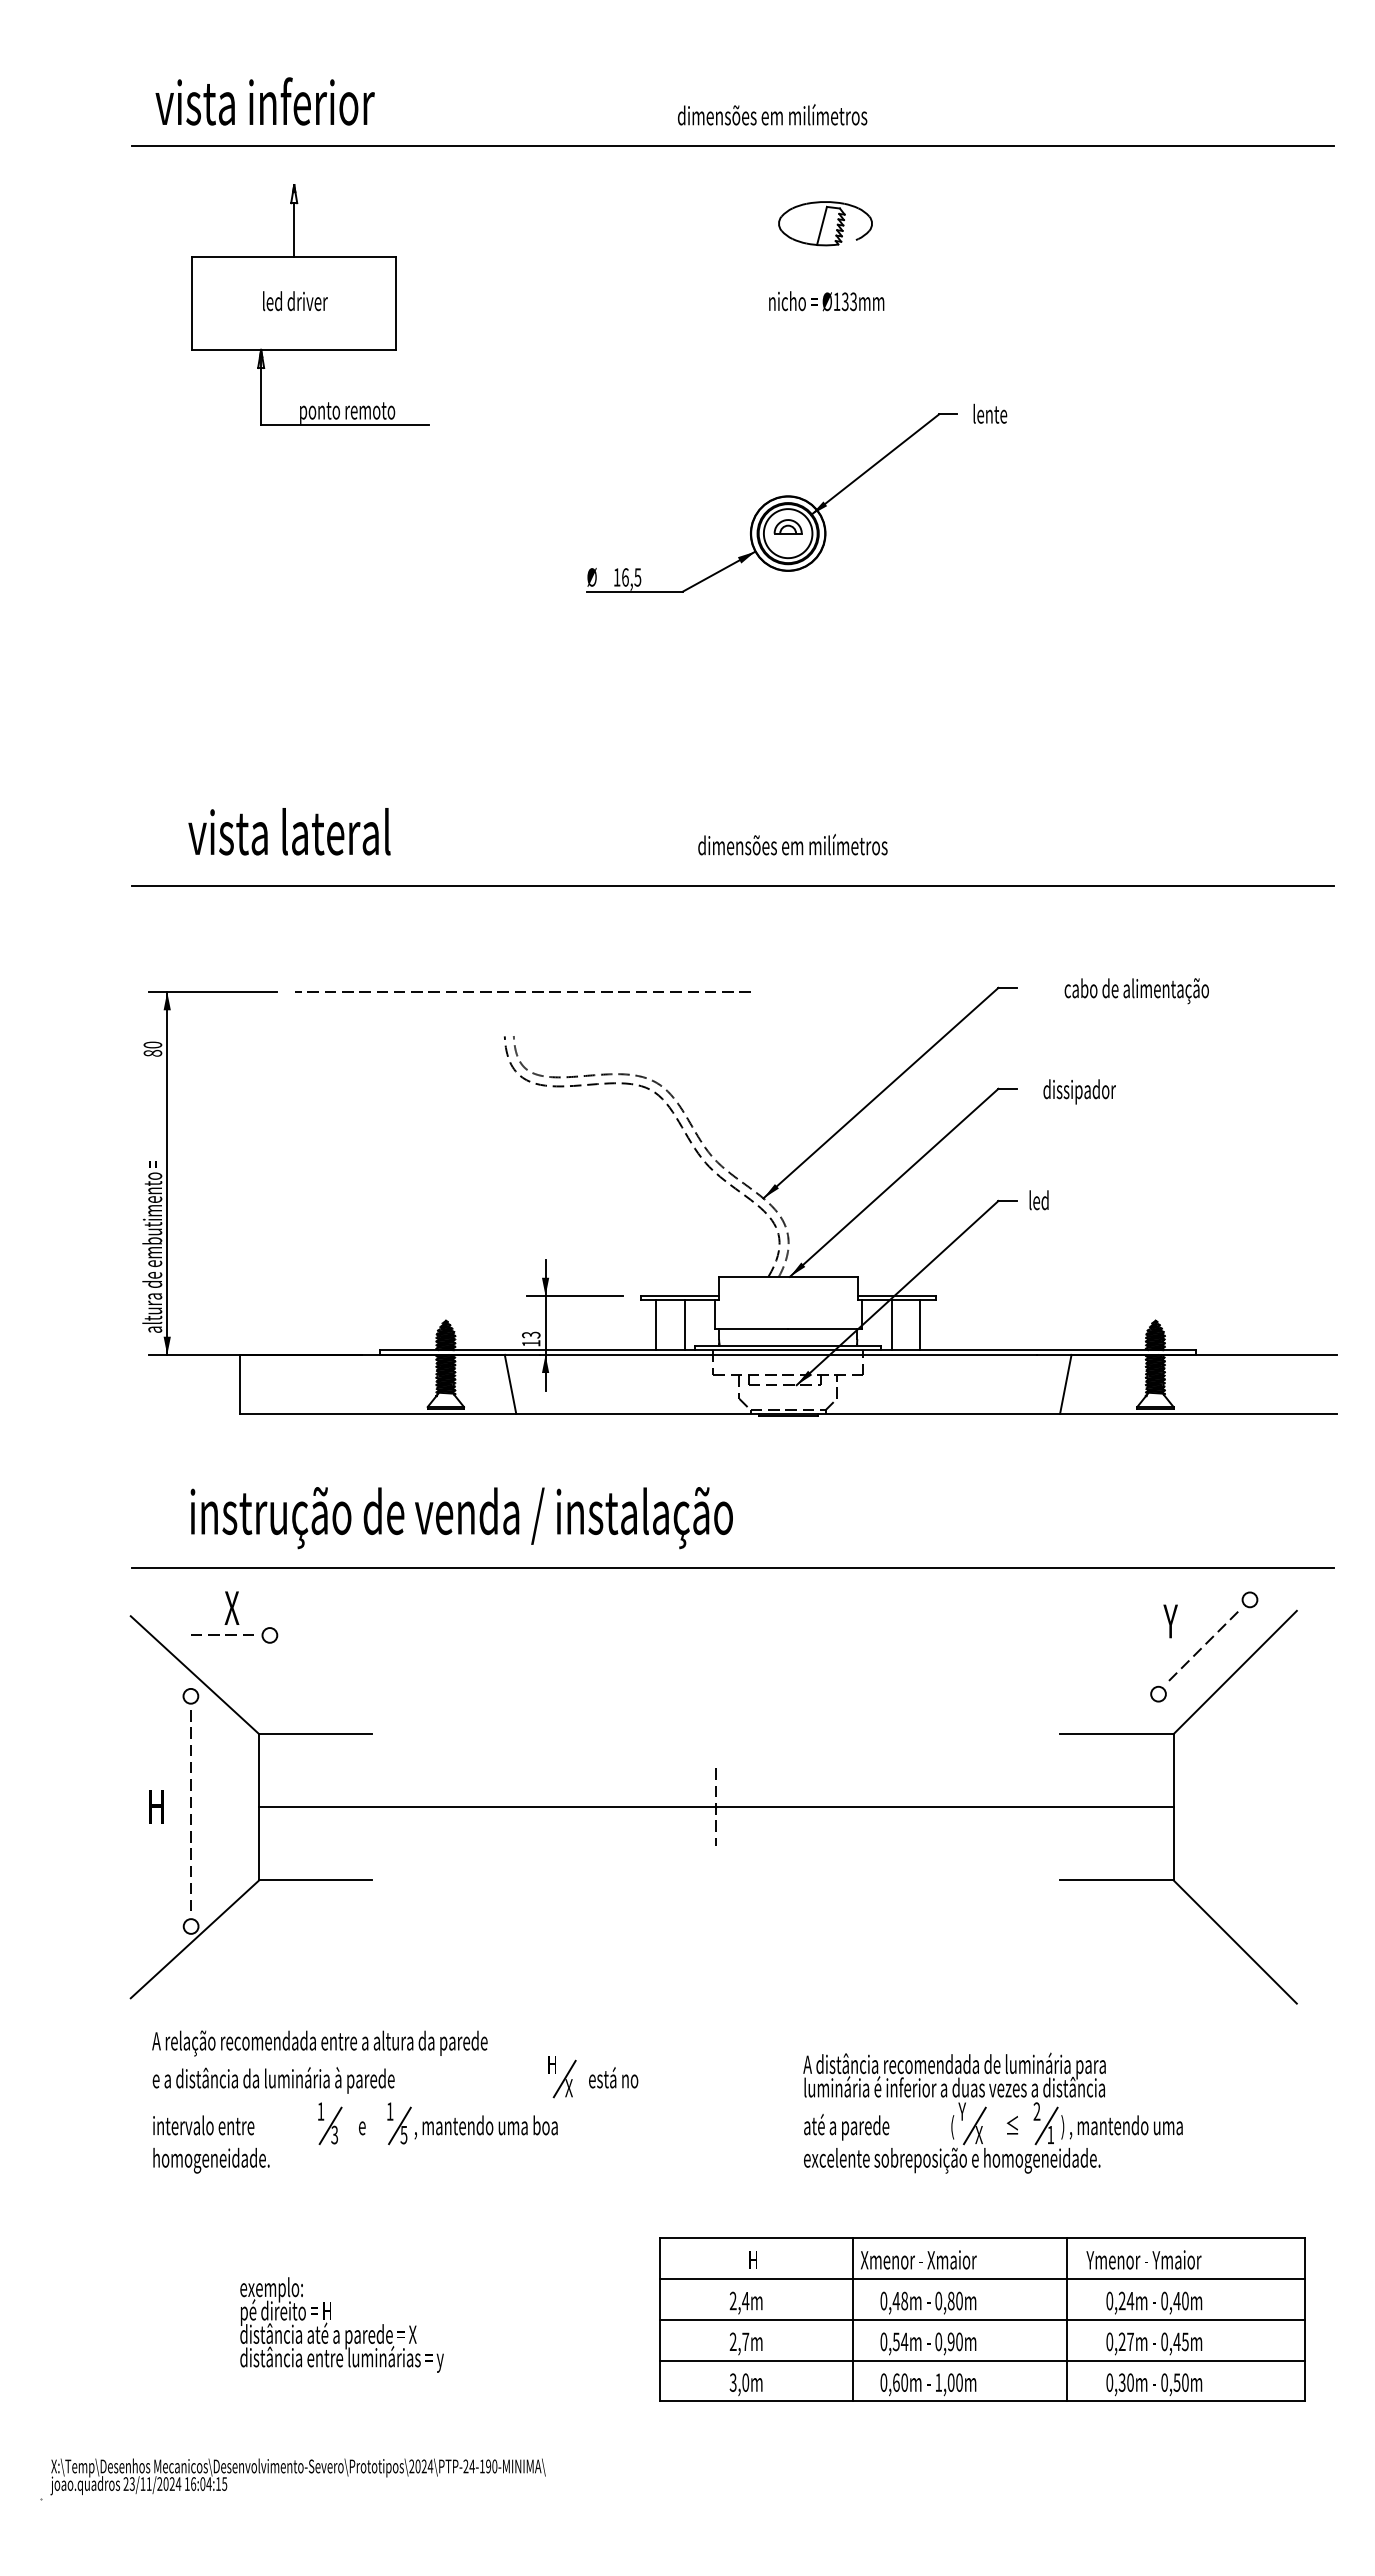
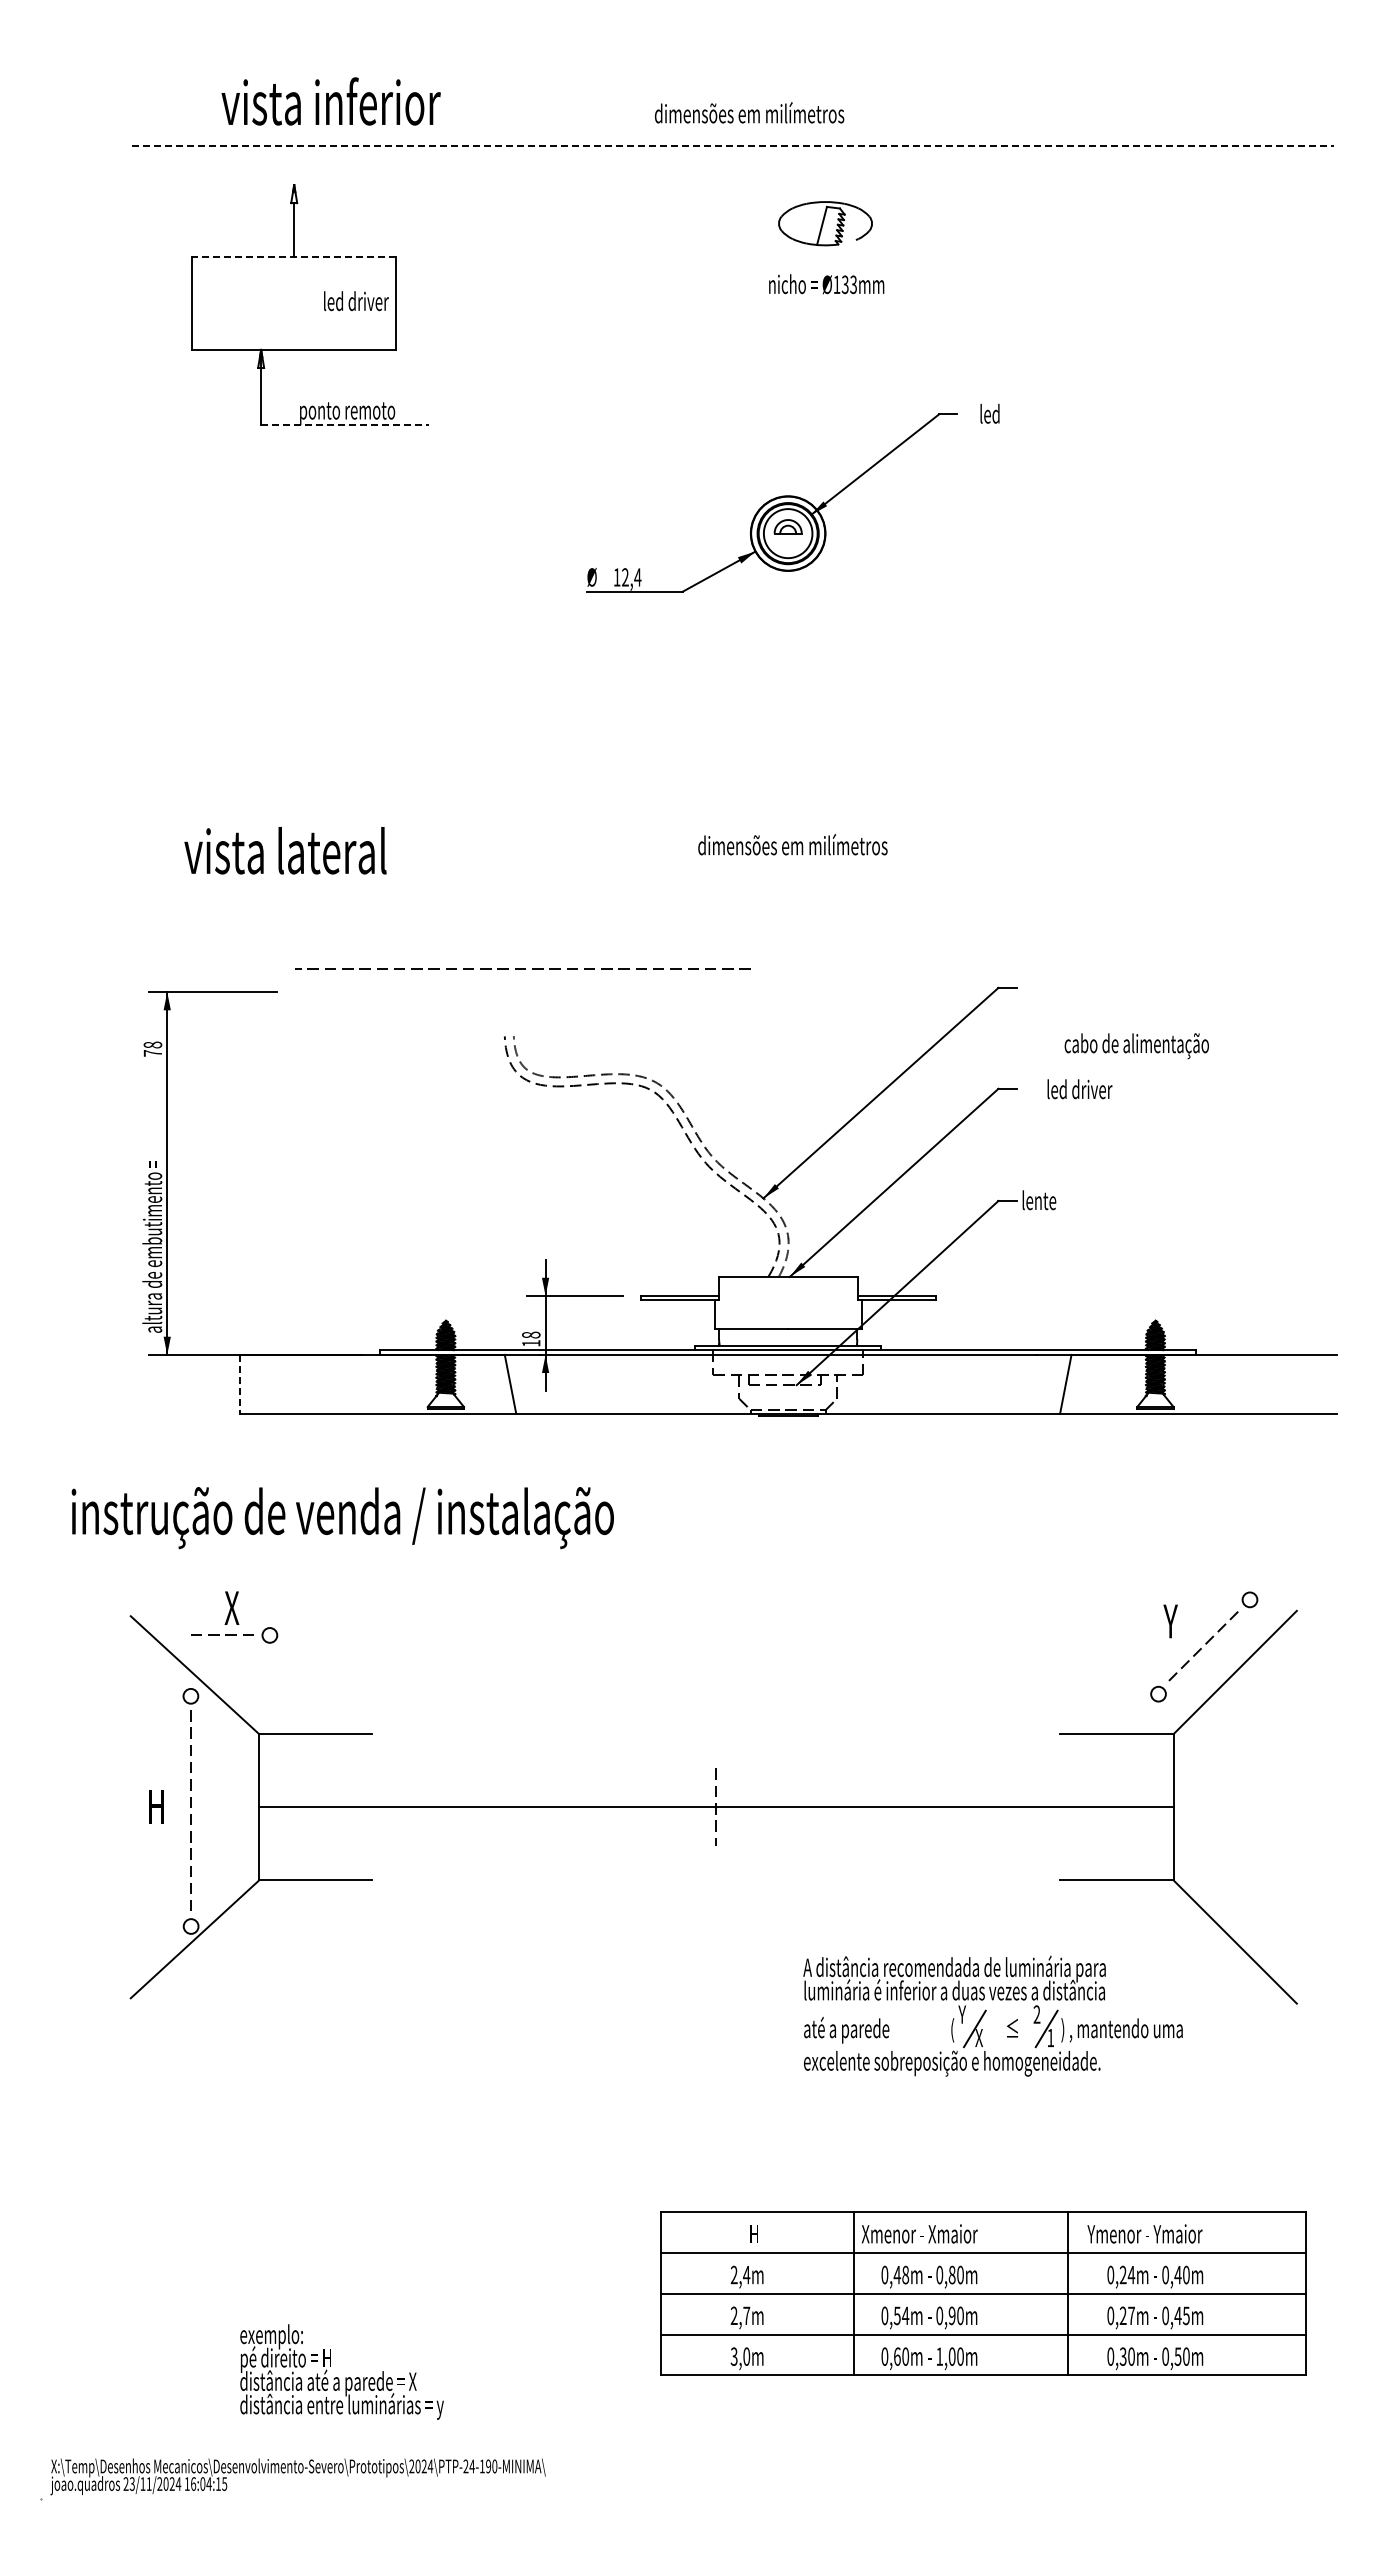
text position: (264, 101) -> (330, 101) (330, 101)
text position: (772, 114) -> (749, 112) (749, 112)
line: solid -> dashed (732, 145)
line: solid -> dashed (293, 256)
text position: (295, 301) -> (356, 301) (356, 301)
text position: (826, 301) -> (826, 284) (826, 284)
text: lente -> led (990, 413)
line: solid -> dashed (345, 424)
text: 16,5 -> 12,4 (631, 577)
text position: (289, 831) -> (285, 850) (285, 850)
line: present -> none (732, 885)
line position: (522, 991) -> (522, 968) (522, 968)
text position: (1136, 991) -> (1136, 1046) (1136, 1046)
text: 80 -> 78 (152, 1048)
text: dissipador -> led driver (1079, 1091)
text: led -> lente (1039, 1200)
line: present -> none (655, 1325)
line: present -> none (684, 1325)
line: present -> none (891, 1325)
line: present -> none (920, 1325)
text: 13 -> 18 (531, 1334)
line: solid -> dashed (239, 1384)
text position: (461, 1518) -> (342, 1518) (342, 1518)
line: present -> none (732, 1568)
part: present -> none (395, 2101)
part position: (986, 2108) -> (986, 2011) (986, 2011)
part position: (982, 2319) -> (983, 2293) (983, 2293)
text position: (341, 2324) -> (341, 2371) (341, 2371)
